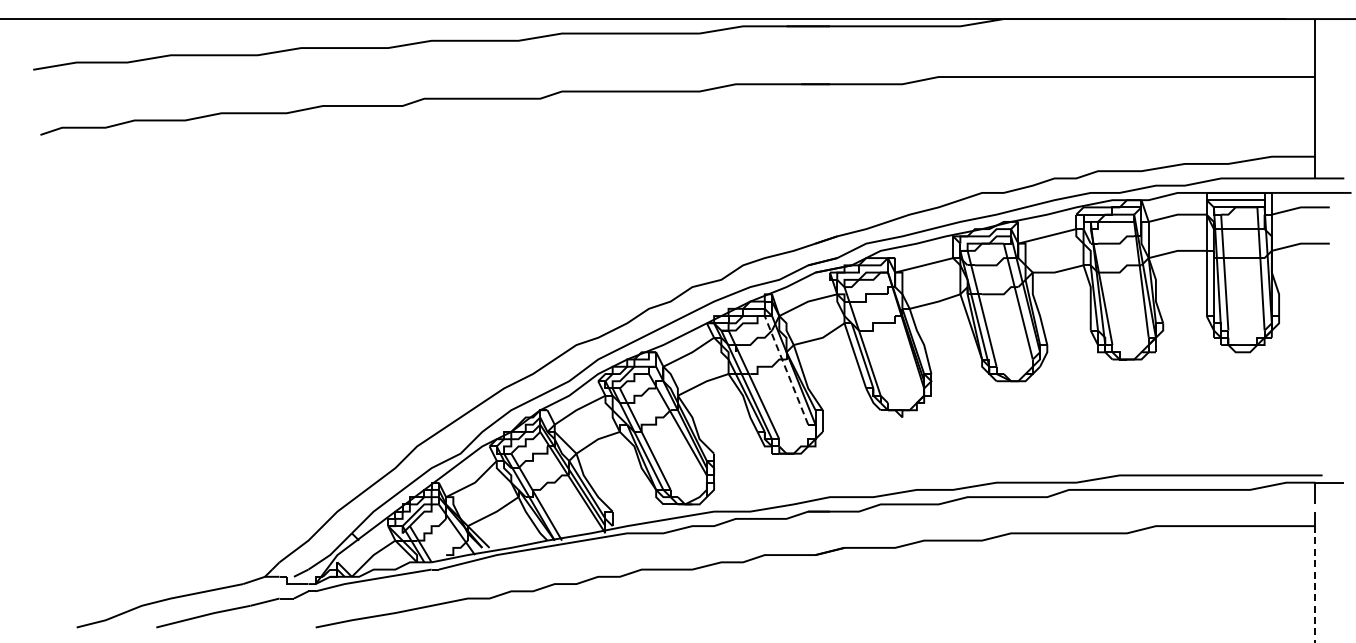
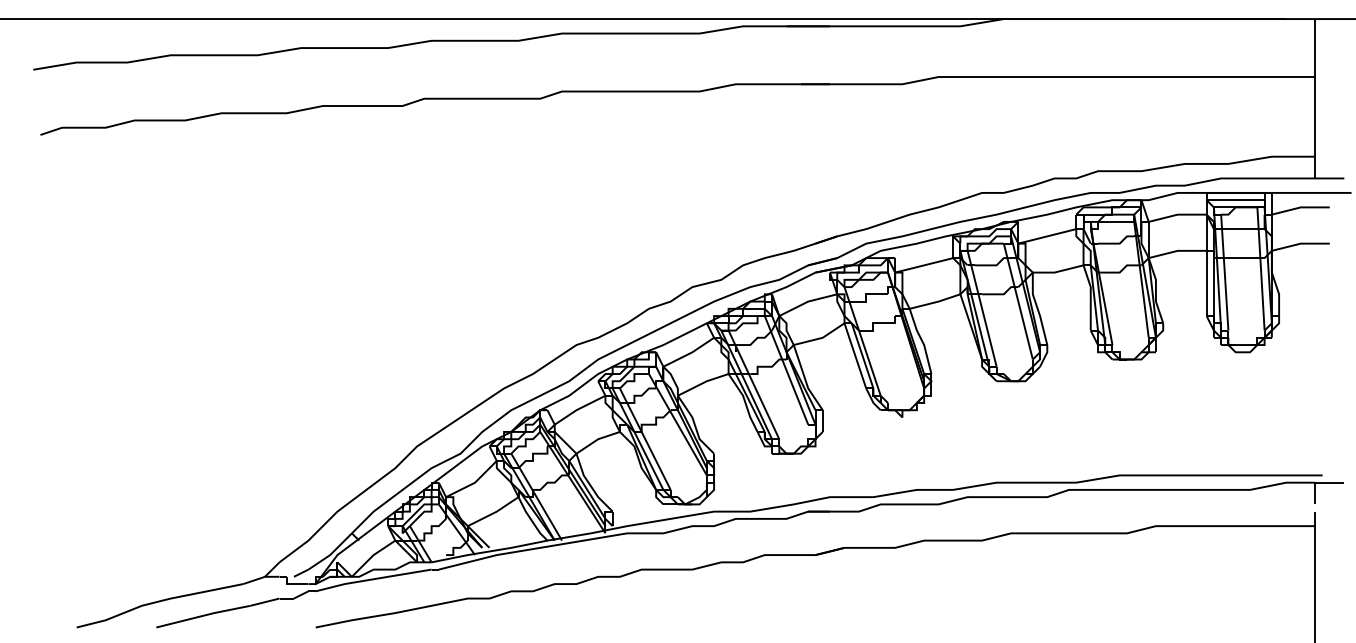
line: dashed -> solid (786, 369)
line: dashed -> solid (1315, 584)
